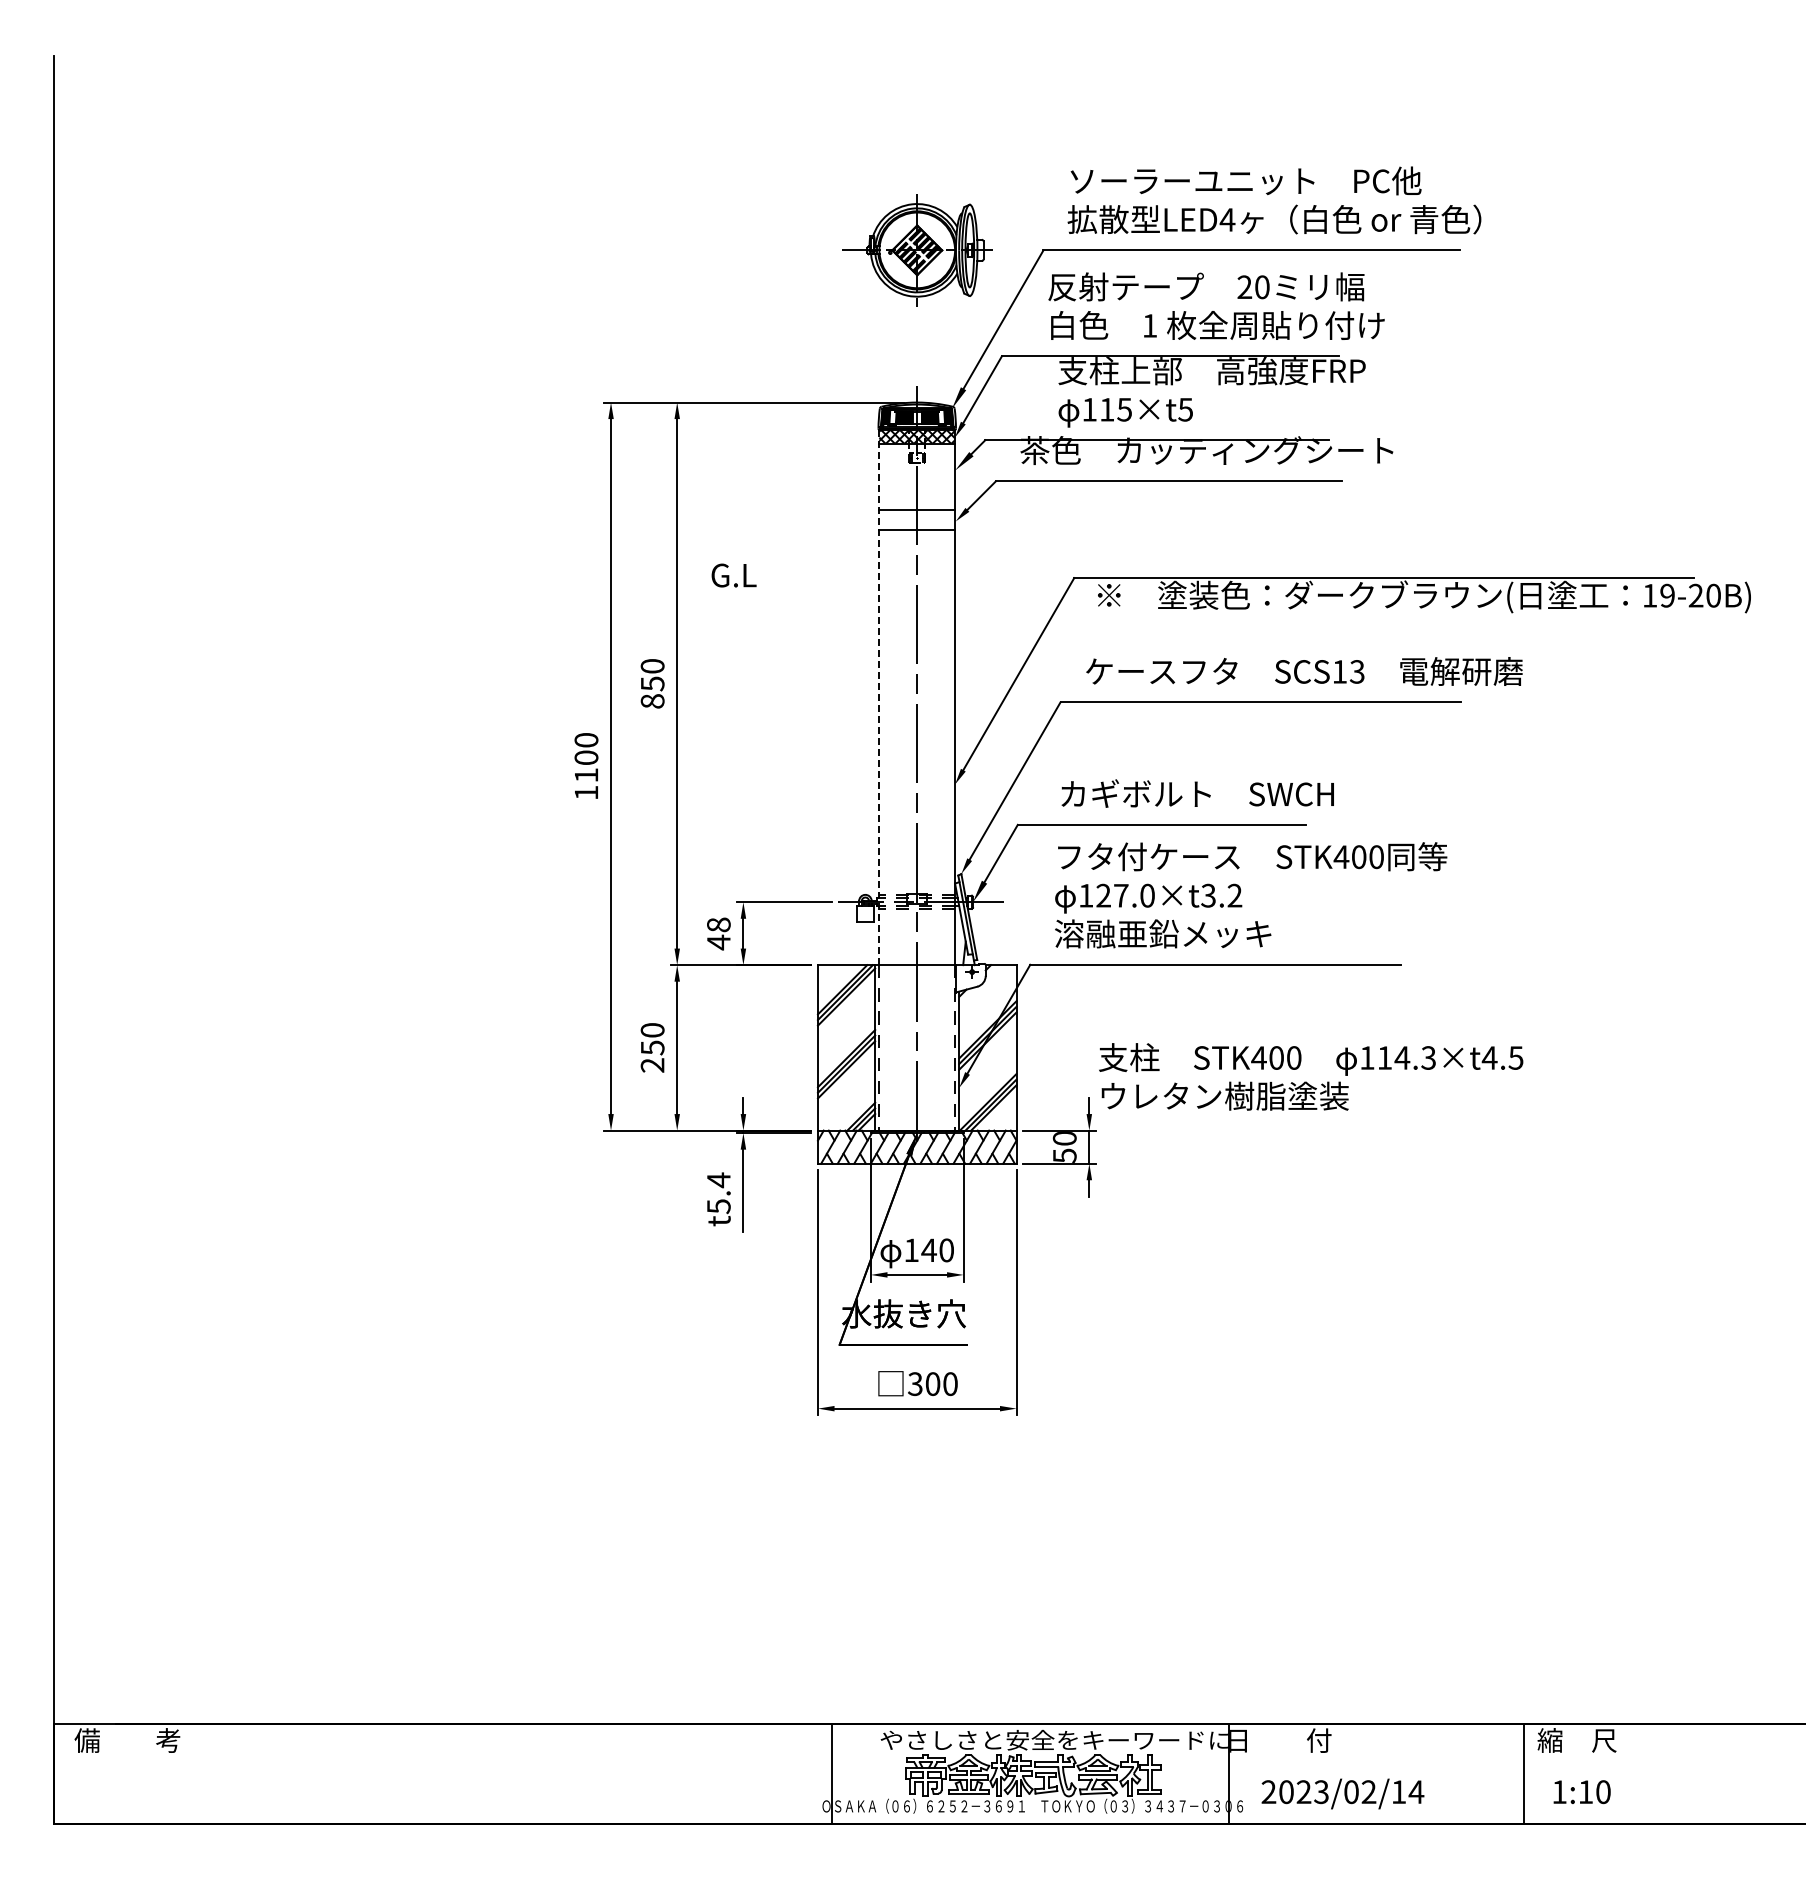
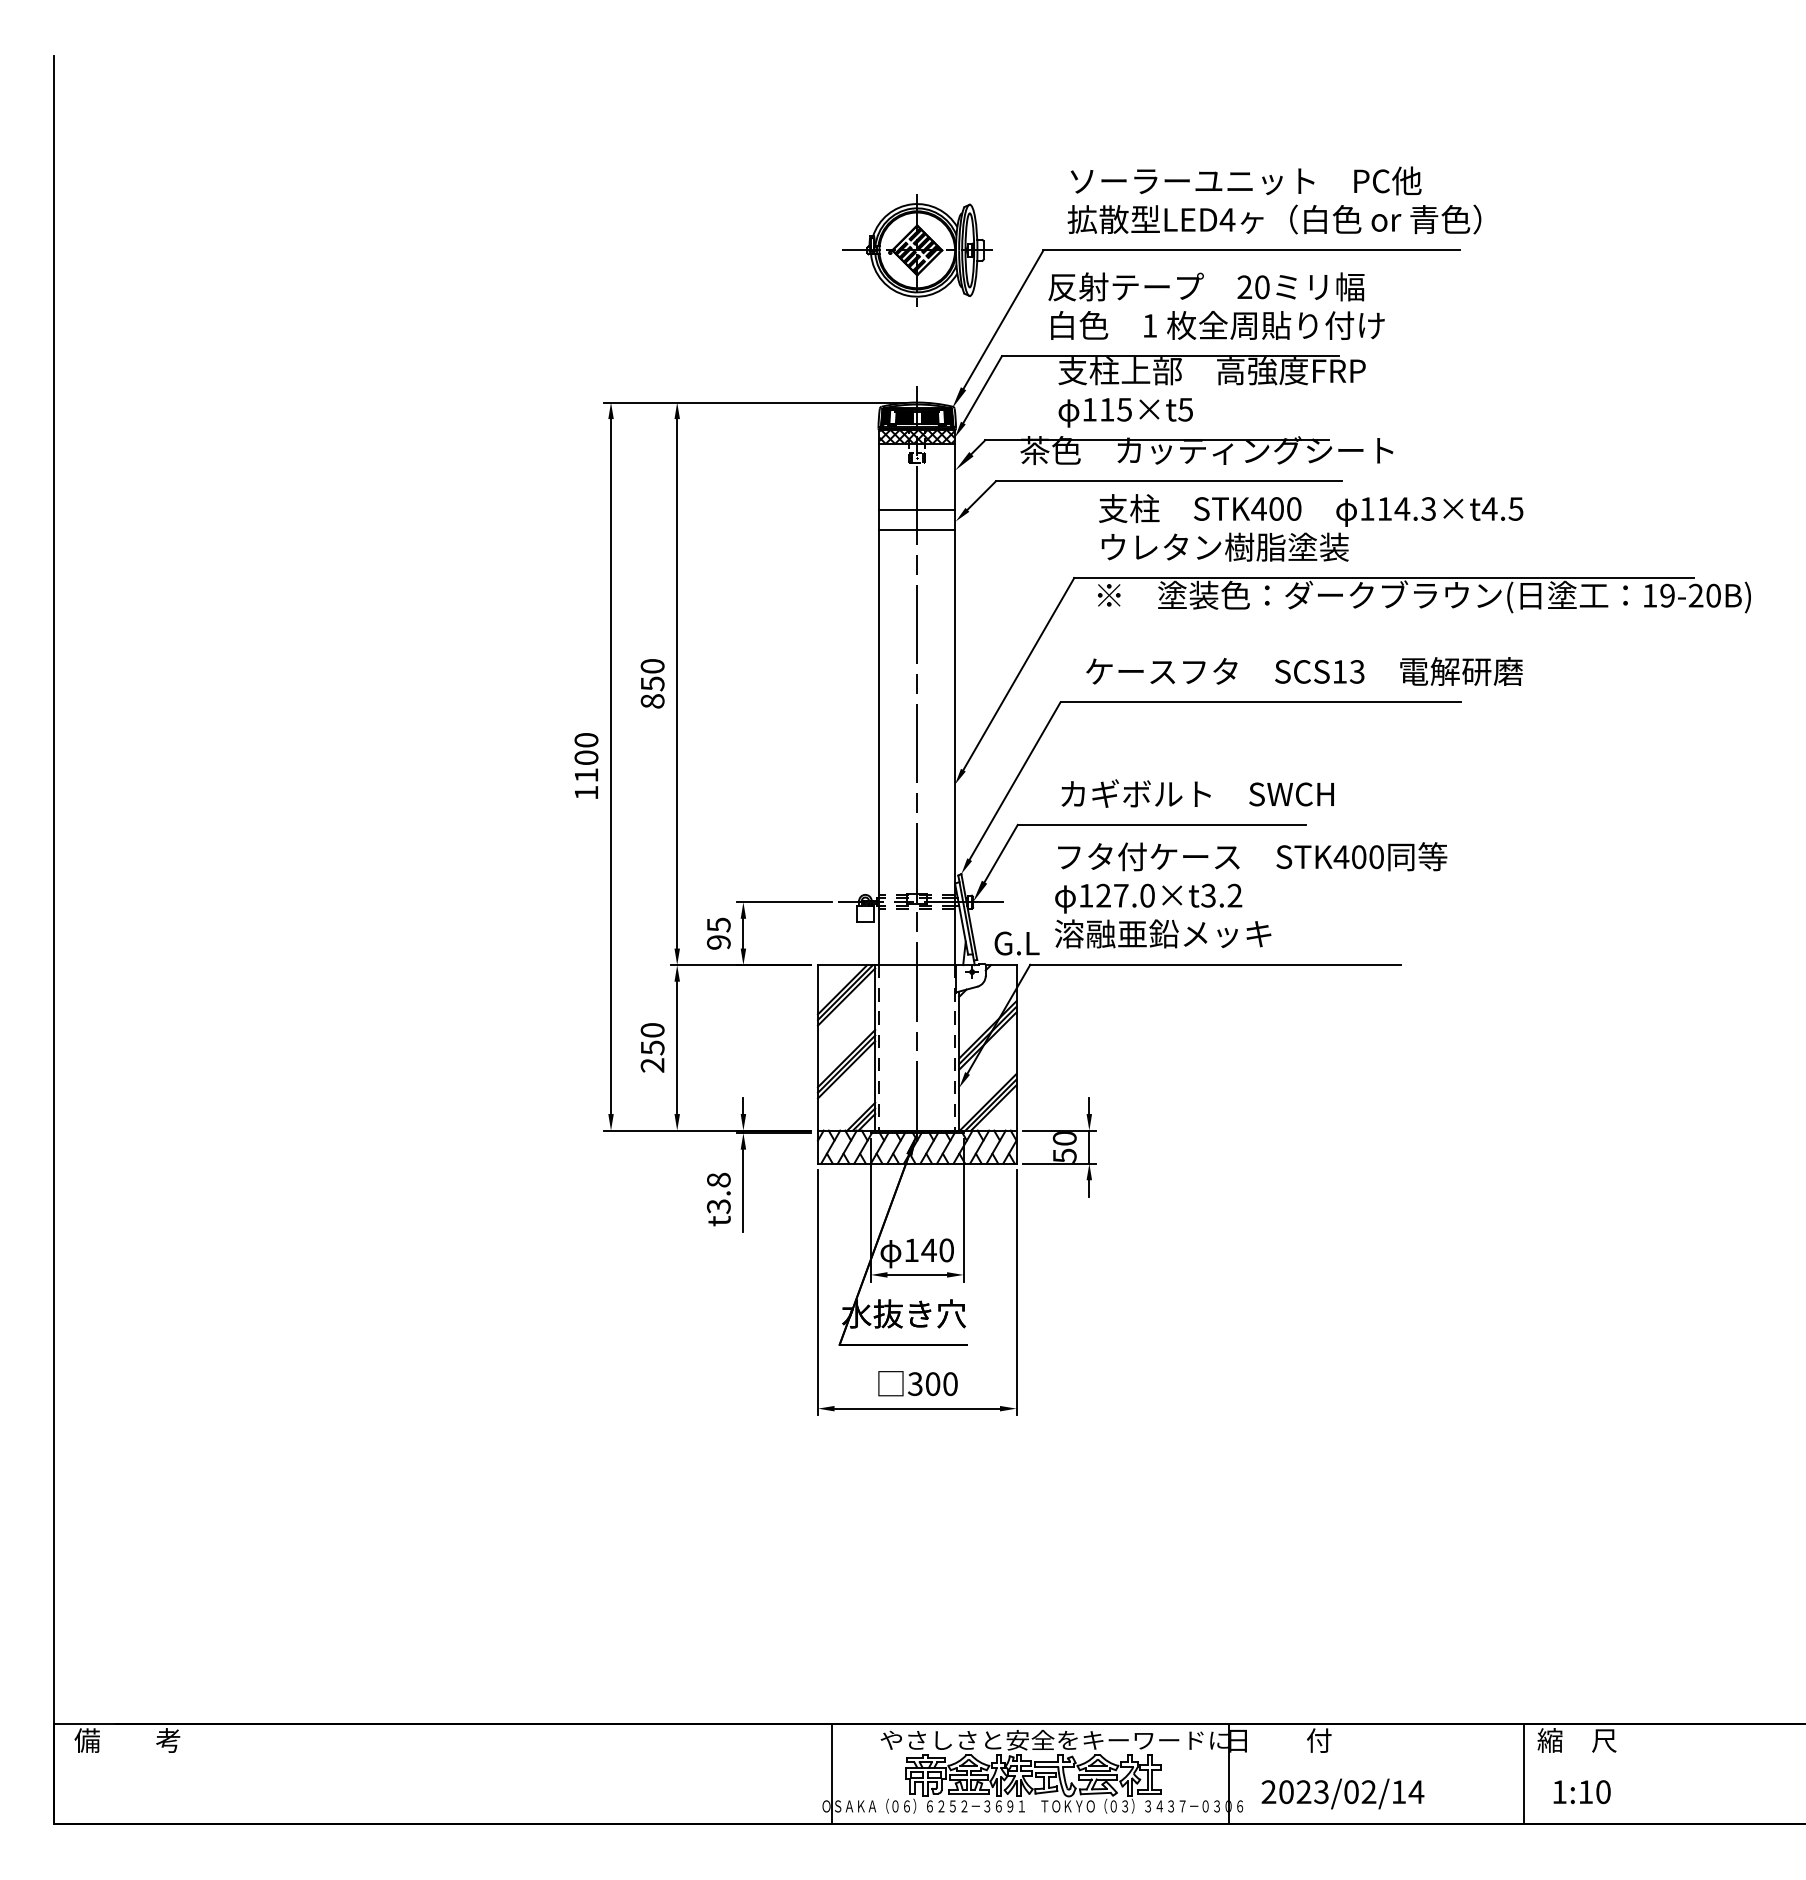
text position: (733, 575) -> (1016, 943) (1016, 943)
line: dashed -> solid (879, 697)
text: 48 -> 95 (718, 933)
text position: (1311, 1076) -> (1311, 527) (1311, 527)
text: t5.4 -> t3.8 (718, 1192)
